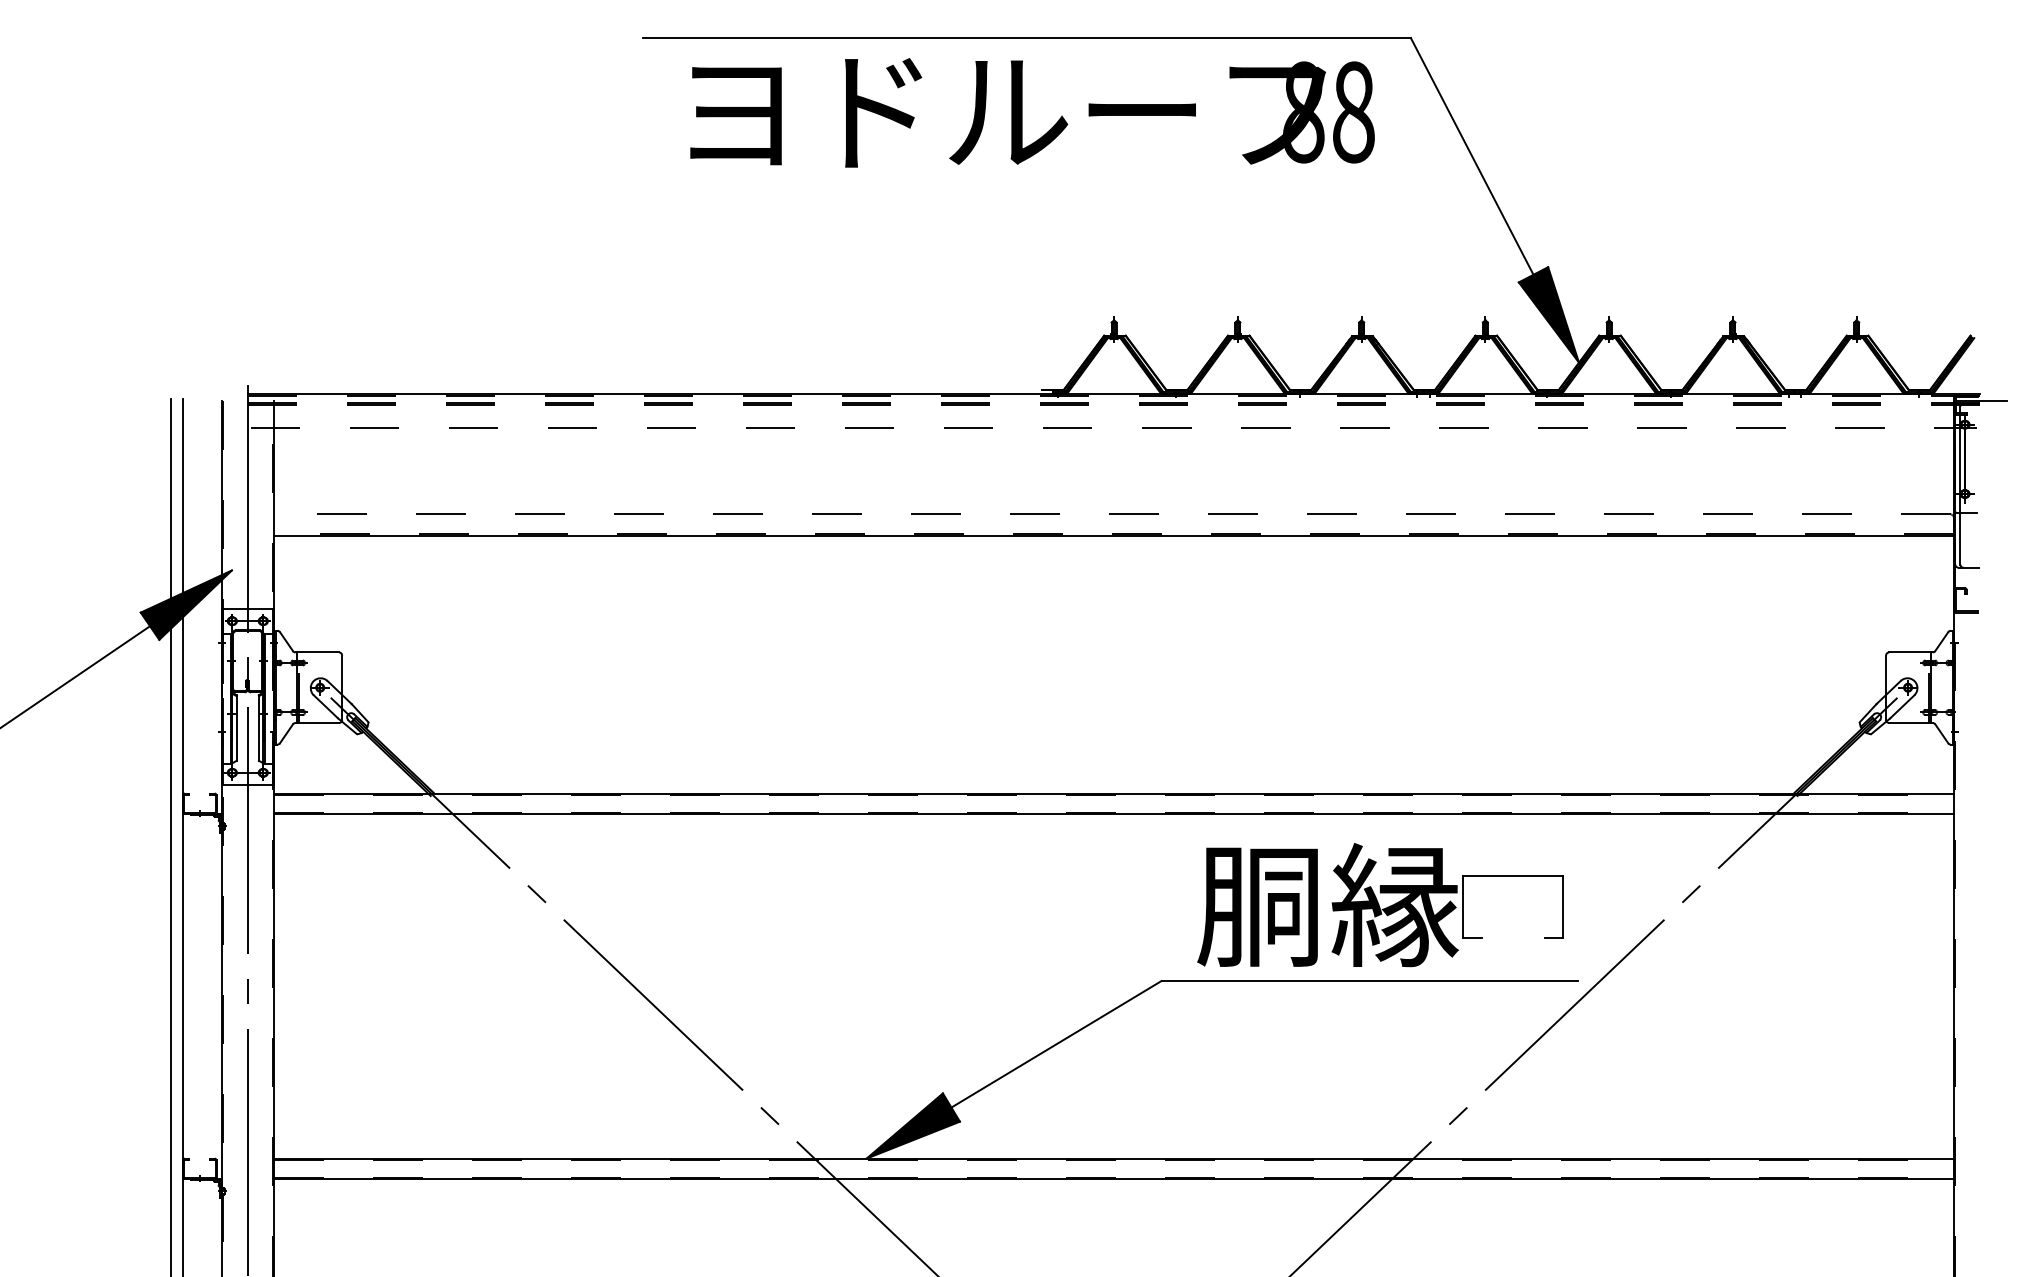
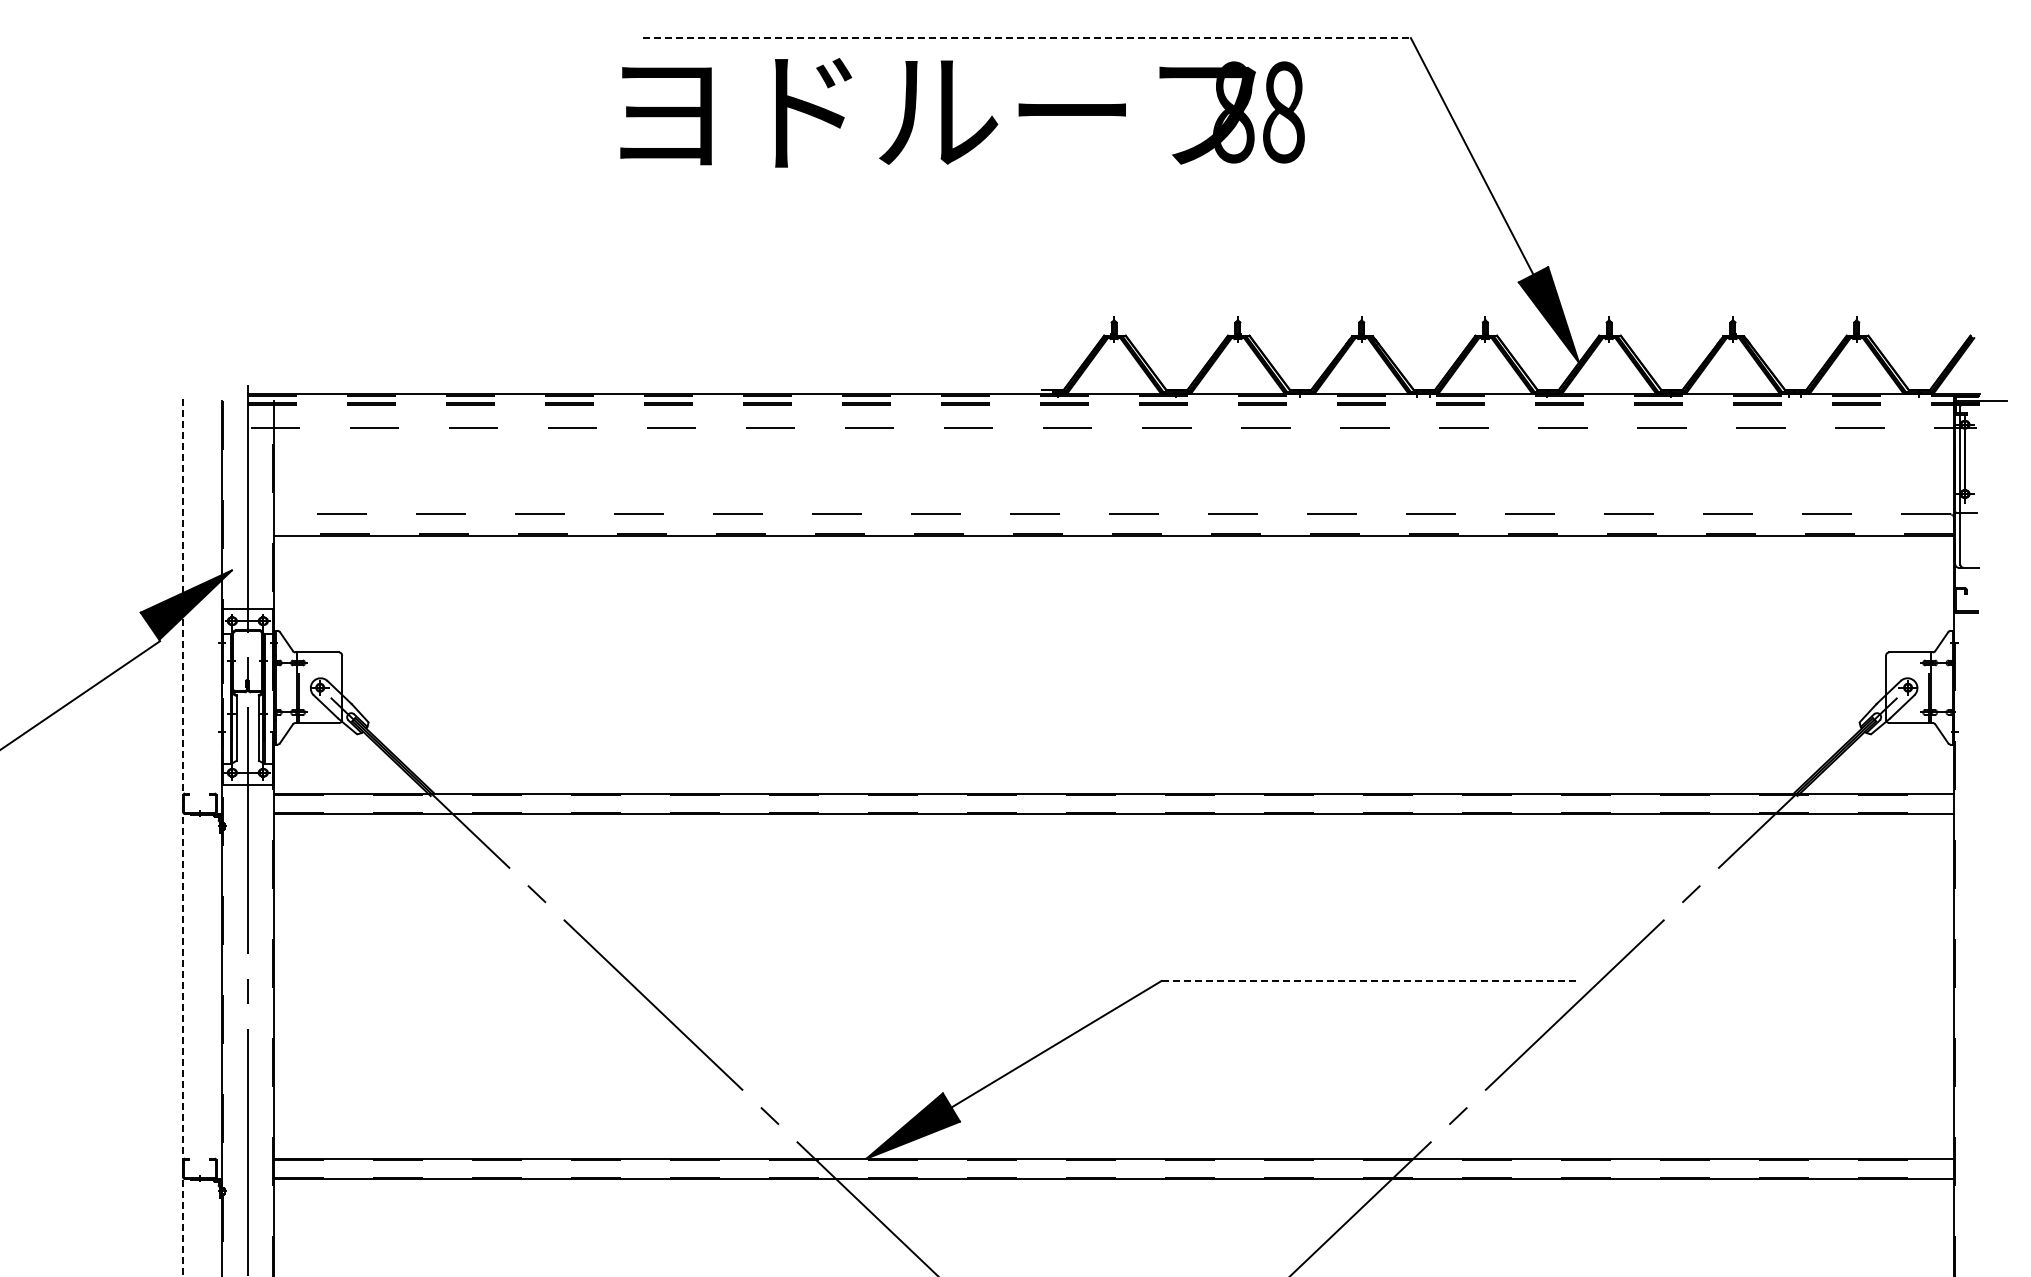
line: solid -> dashed (1027, 38)
text position: (1032, 112) -> (962, 112) (962, 112)
line position: (76, 676) -> (81, 694) (81, 694)
line: present -> none (170, 836)
line: solid -> dashed (183, 838)
part: present -> none (1380, 905)
line: solid -> dashed (1370, 980)
